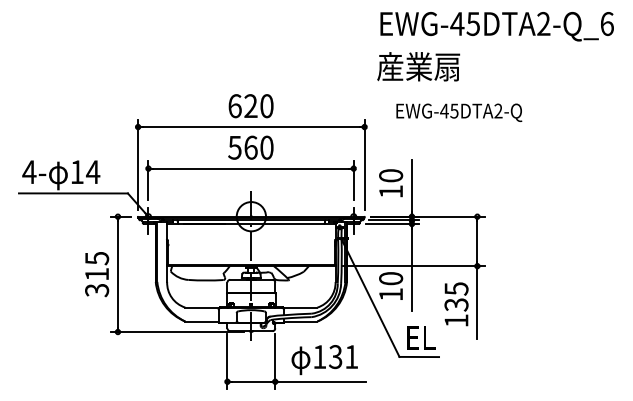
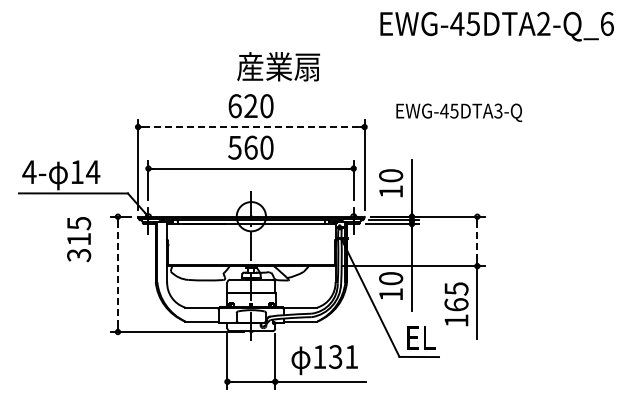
text position: (418, 66) -> (278, 66) (278, 66)
text: EWG-45DTA2-Q -> EWG-45DTA3-Q (498, 111)
line: solid -> dashed (251, 127)
line: solid -> dashed (477, 241)
text position: (97, 274) -> (79, 239) (79, 239)
line: solid -> dashed (117, 274)
text: 135 -> 165 (456, 304)
